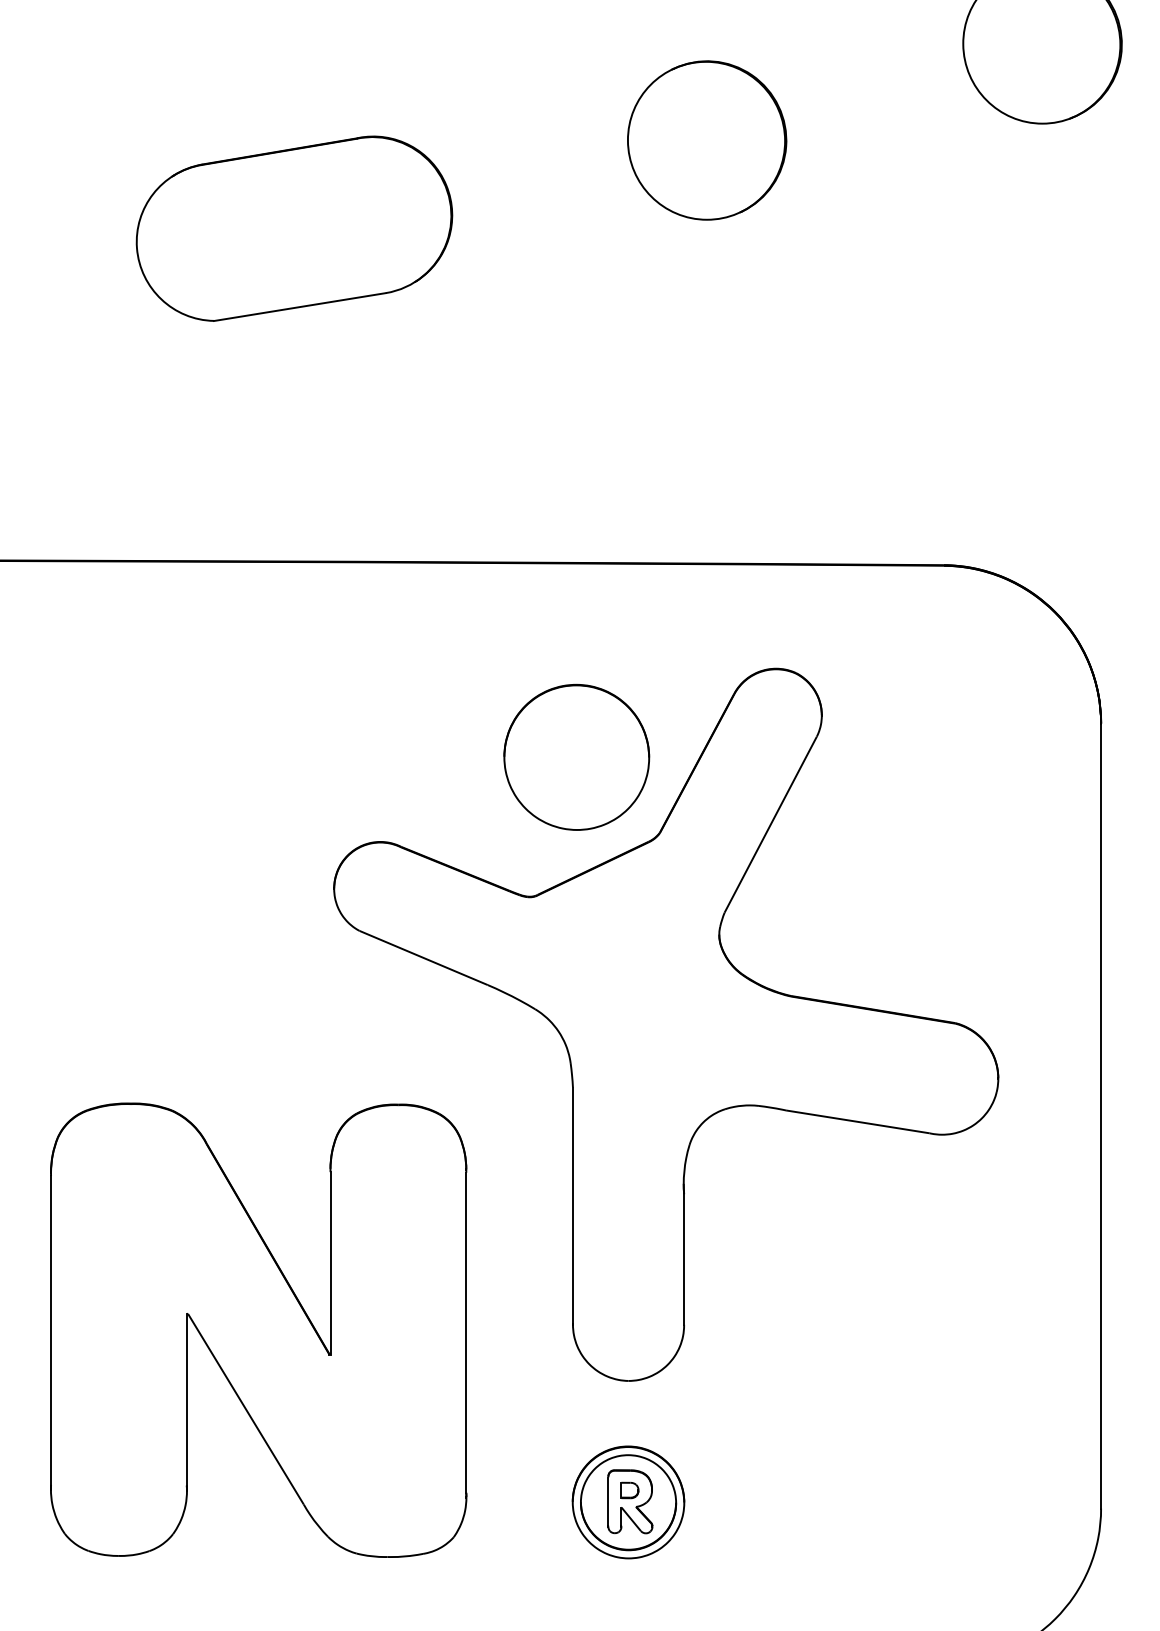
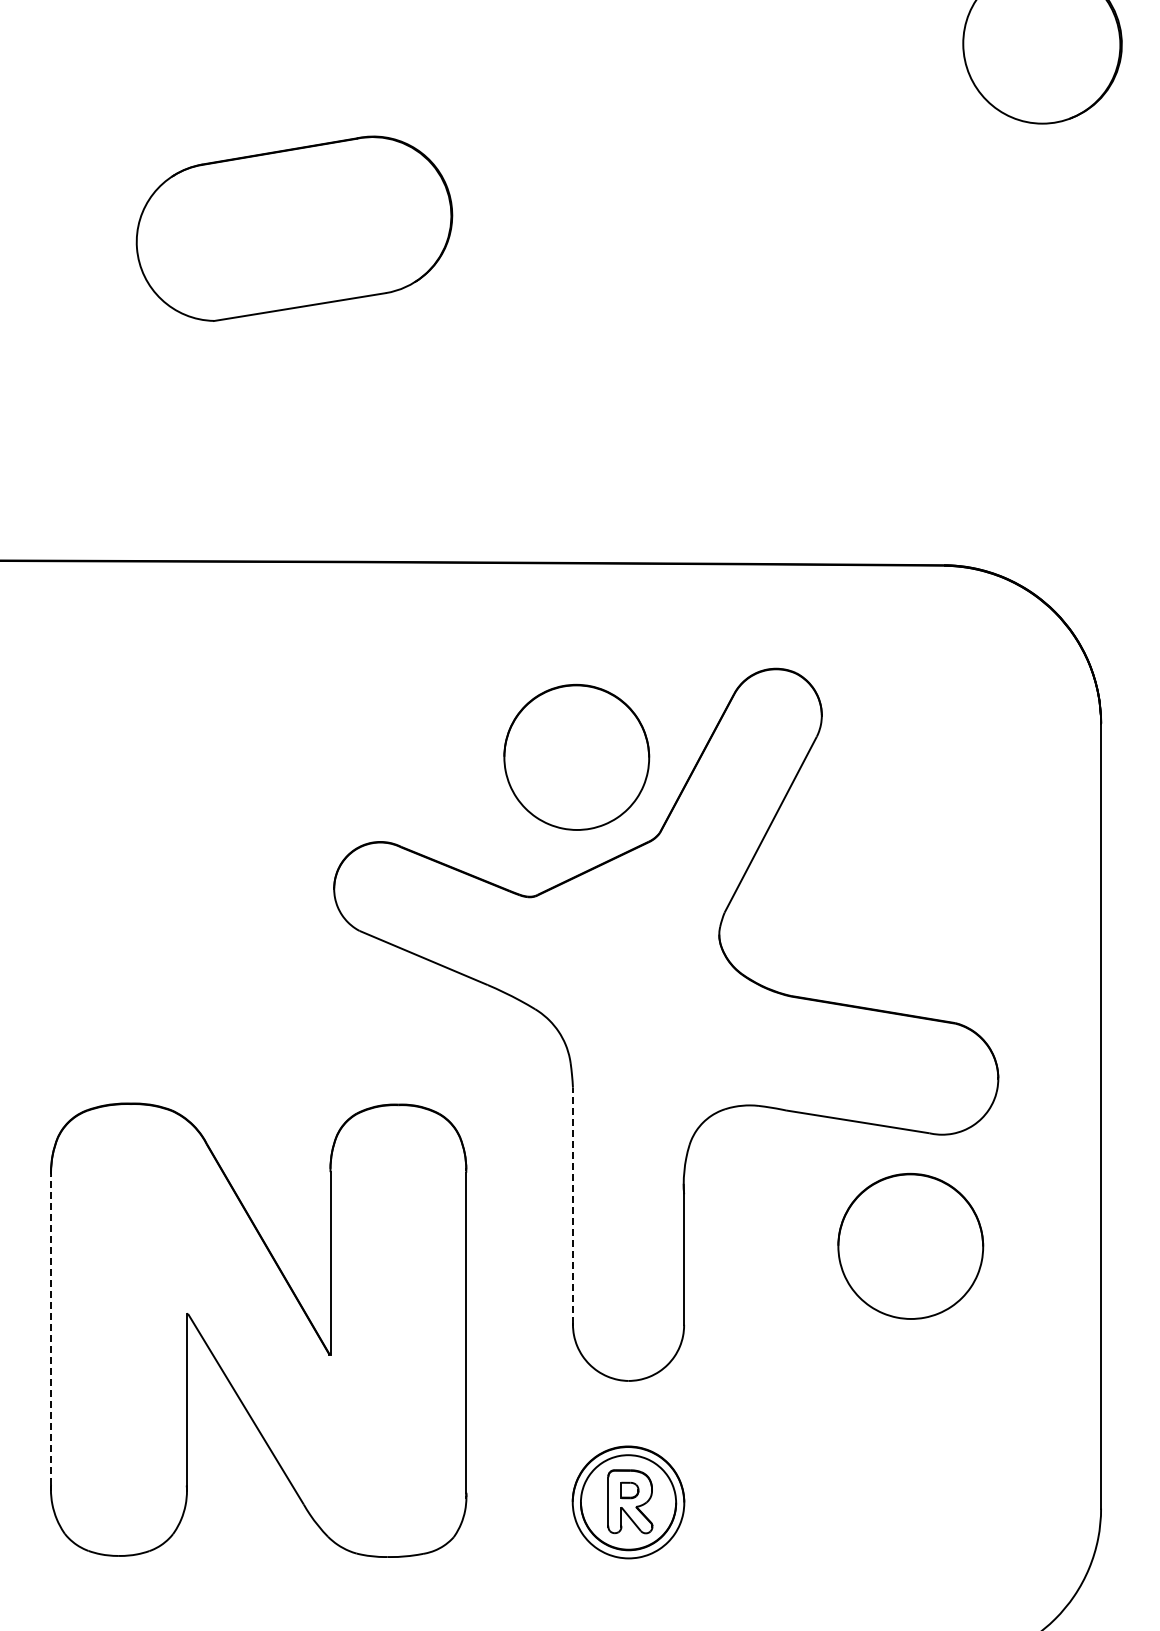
part: present -> none (707, 140)
line: solid -> dashed (572, 1205)
part: none -> present (910, 1245)
line: solid -> dashed (51, 1330)
